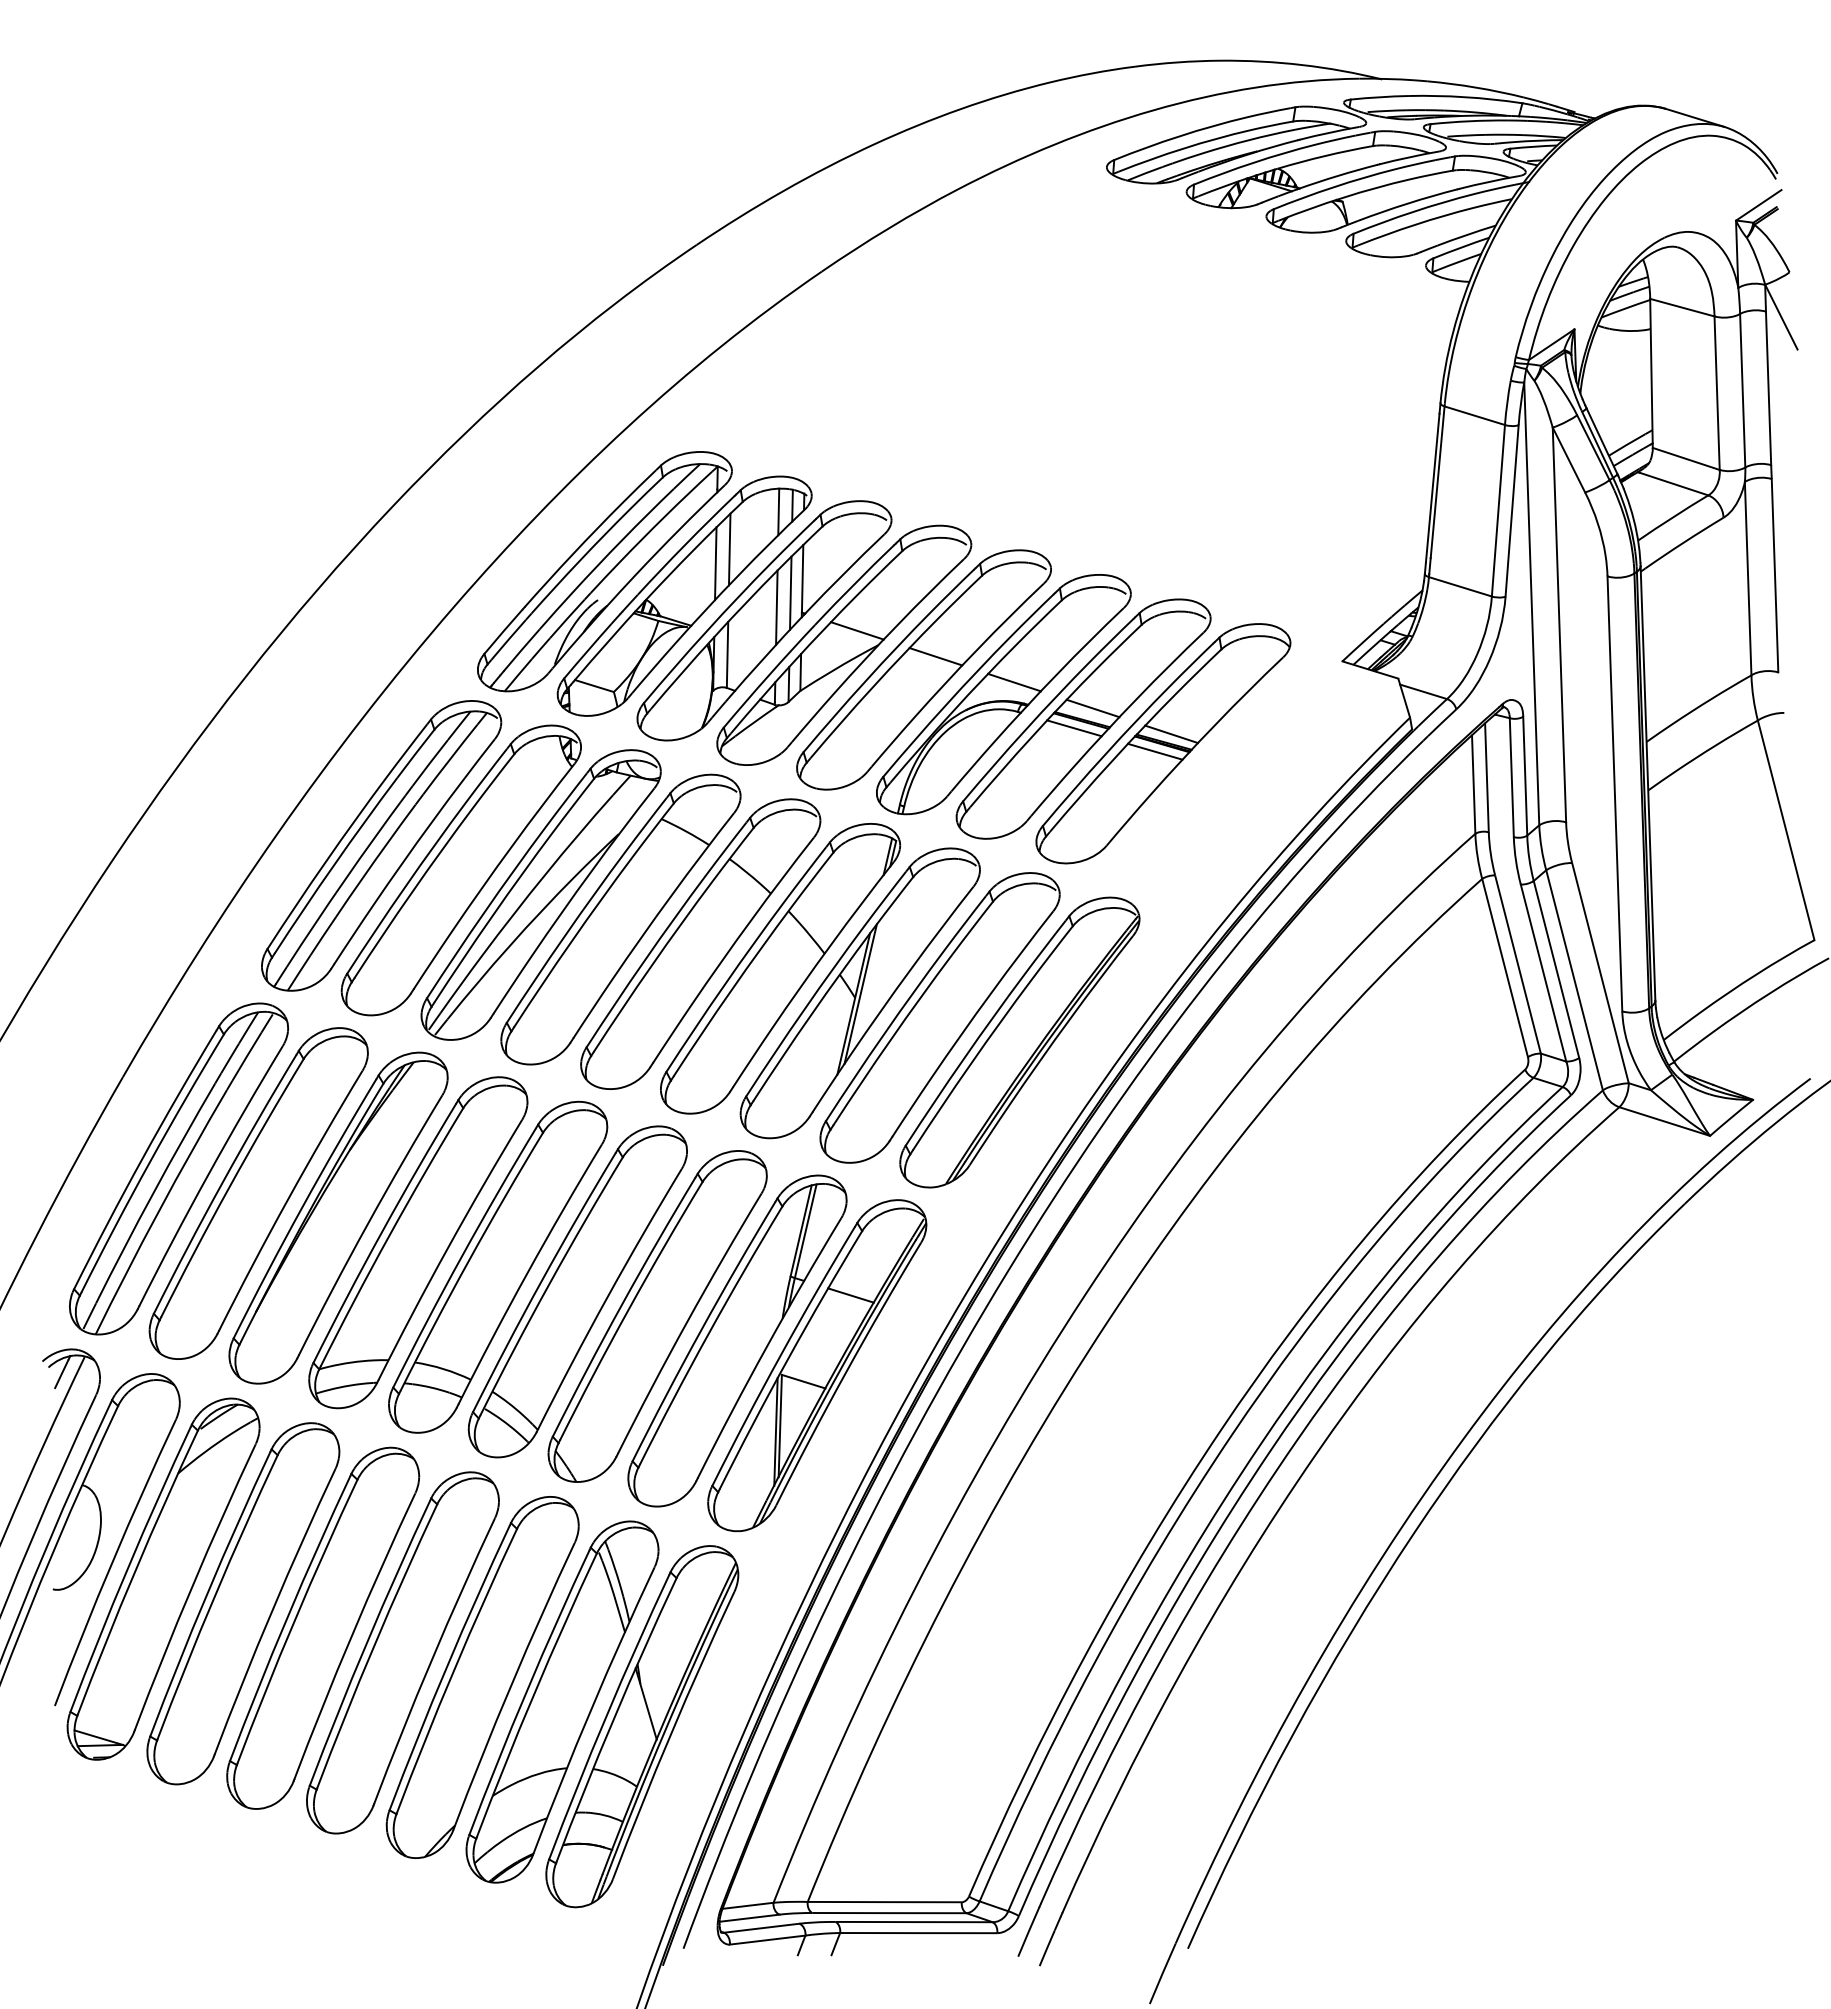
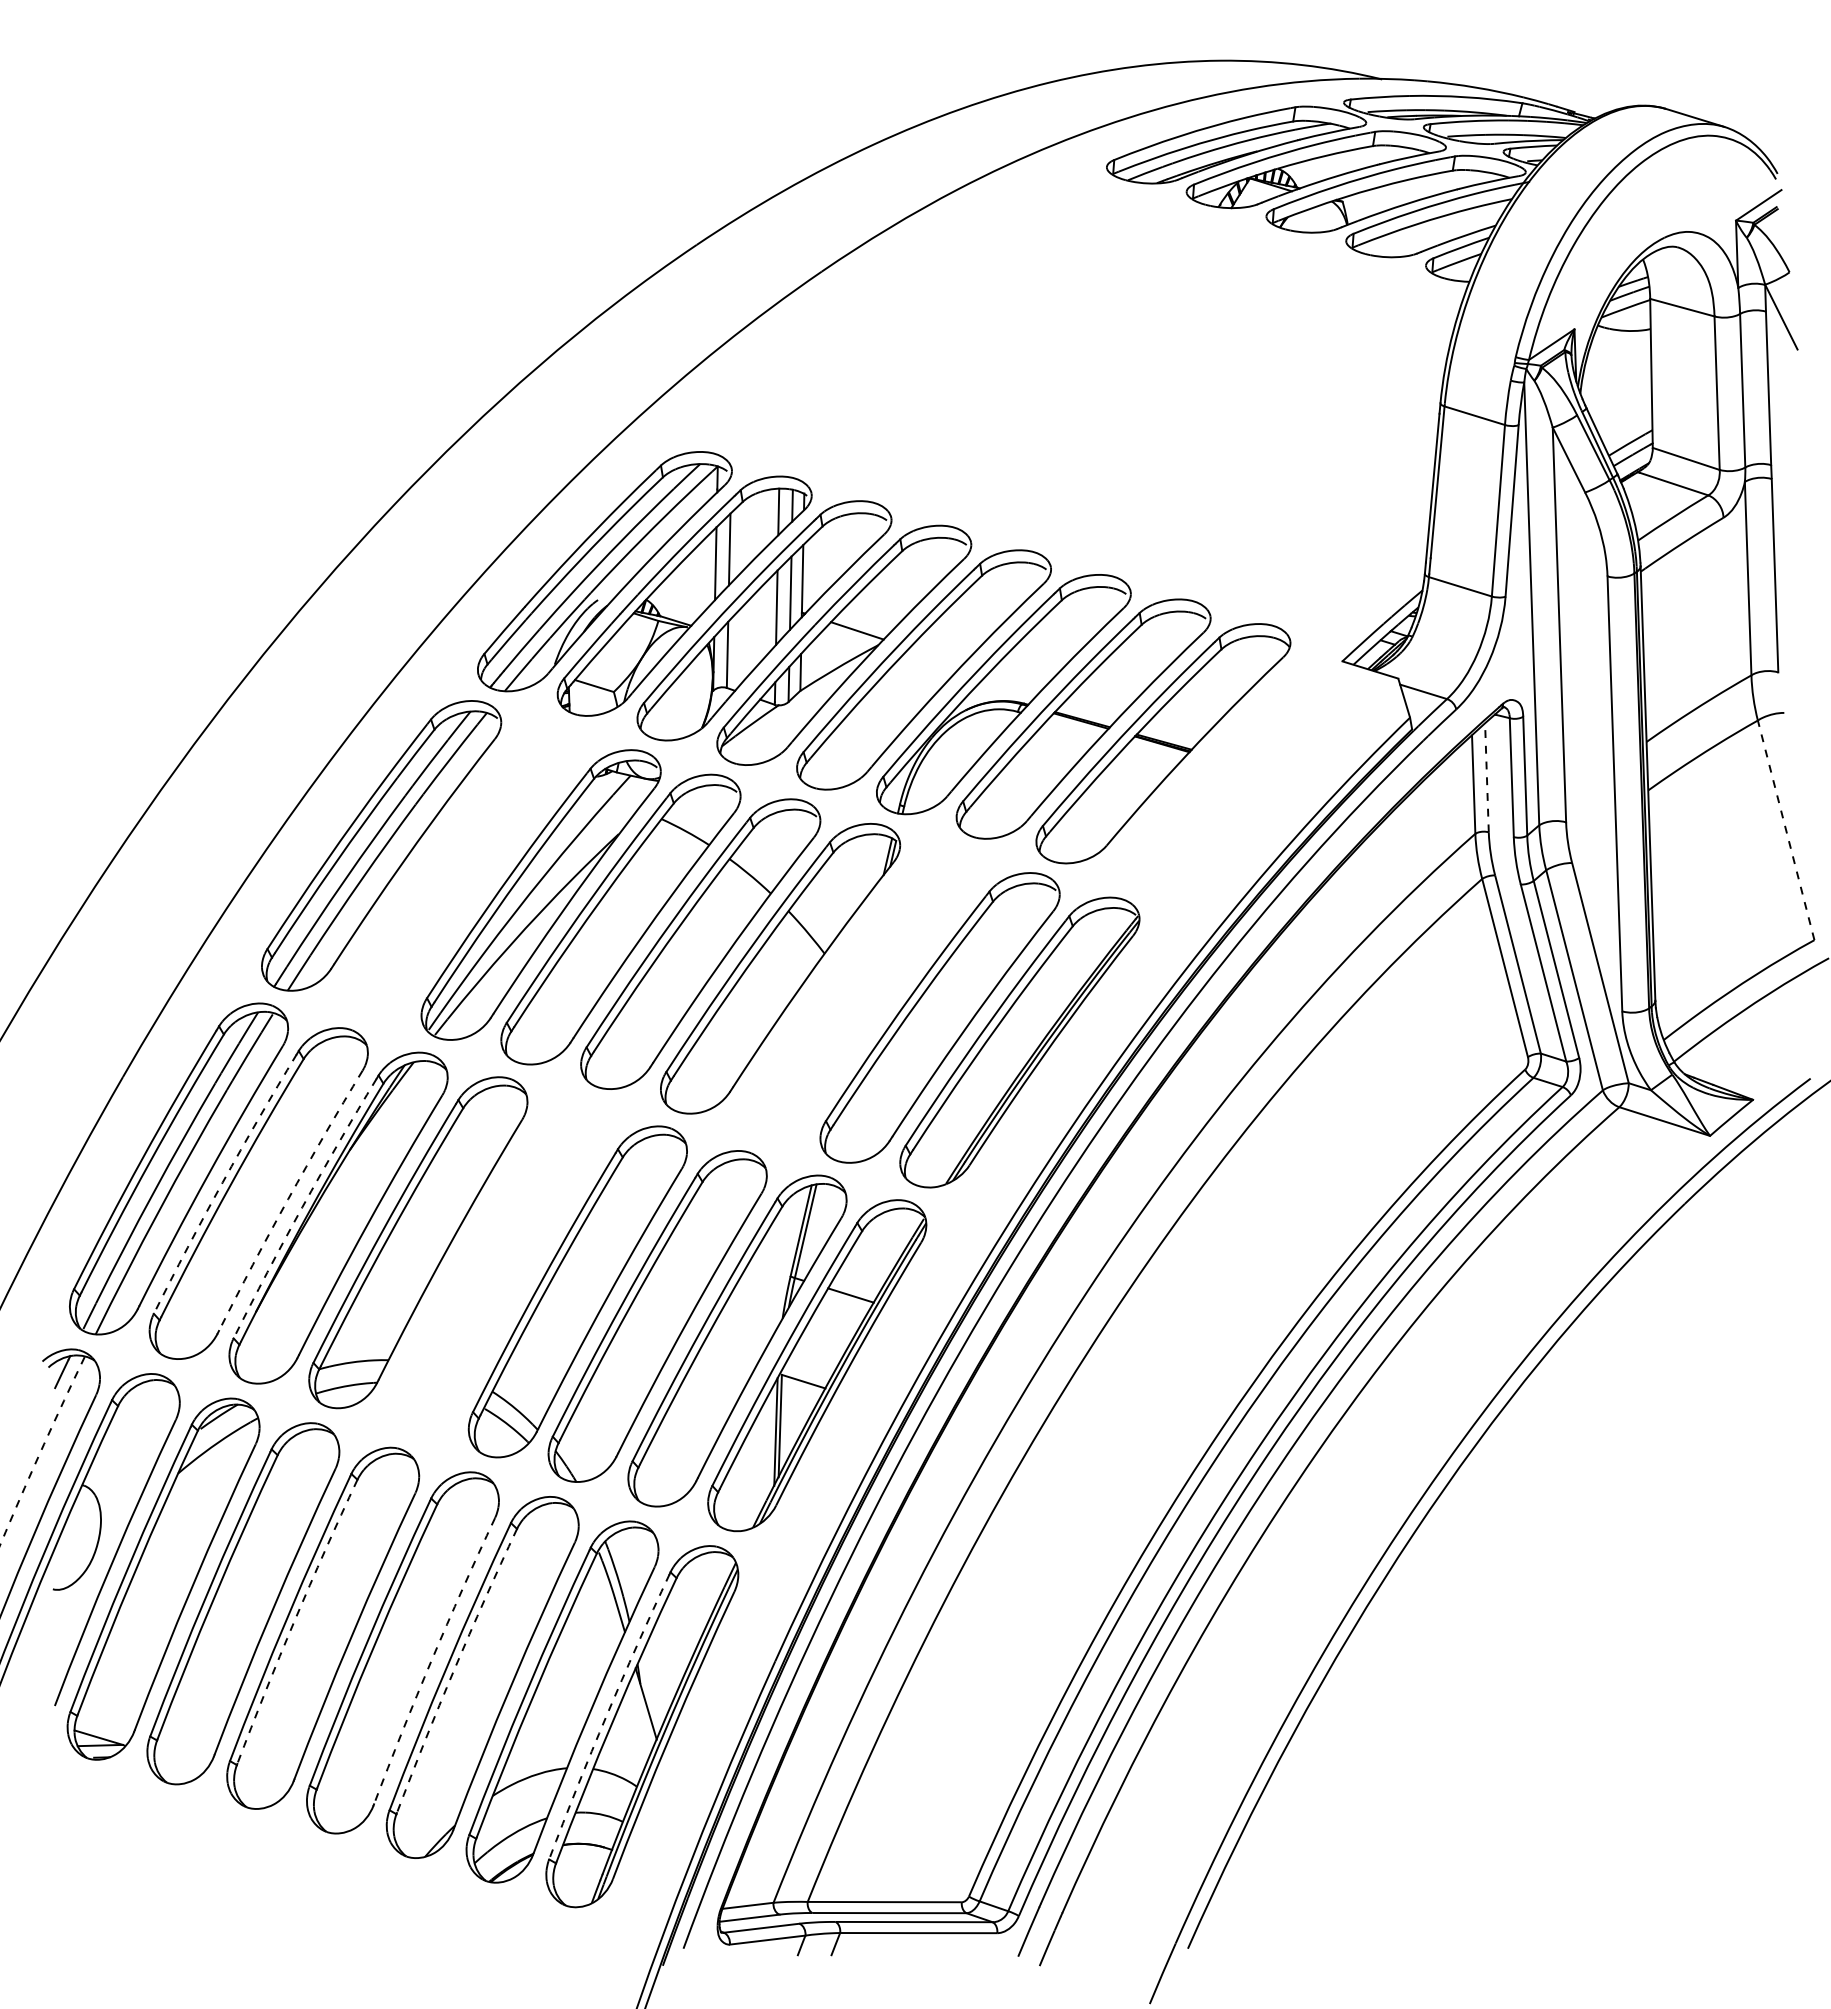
line: present -> none (935, 656)
line: present -> none (1014, 682)
line: present -> none (1092, 708)
line: present -> none (1074, 728)
line: present -> none (1171, 734)
line: present -> none (1155, 751)
line: solid -> dashed (1486, 777)
line: solid -> dashed (1786, 829)
part: present -> none (460, 870)
part: present -> none (859, 993)
arc: solid -> dashed (222, 1182)
arc: solid -> dashed (288, 1199)
arc: solid -> dashed (302, 1207)
part: present -> none (498, 1266)
arc: solid -> dashed (41, 1450)
arc: solid -> dashed (294, 1620)
arc: solid -> dashed (431, 1660)
arc: solid -> dashed (454, 1669)
arc: solid -> dashed (606, 1715)
